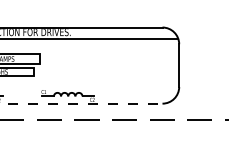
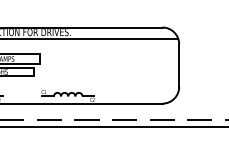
line: dashed -> solid (81, 103)
line: none -> present (113, 127)
